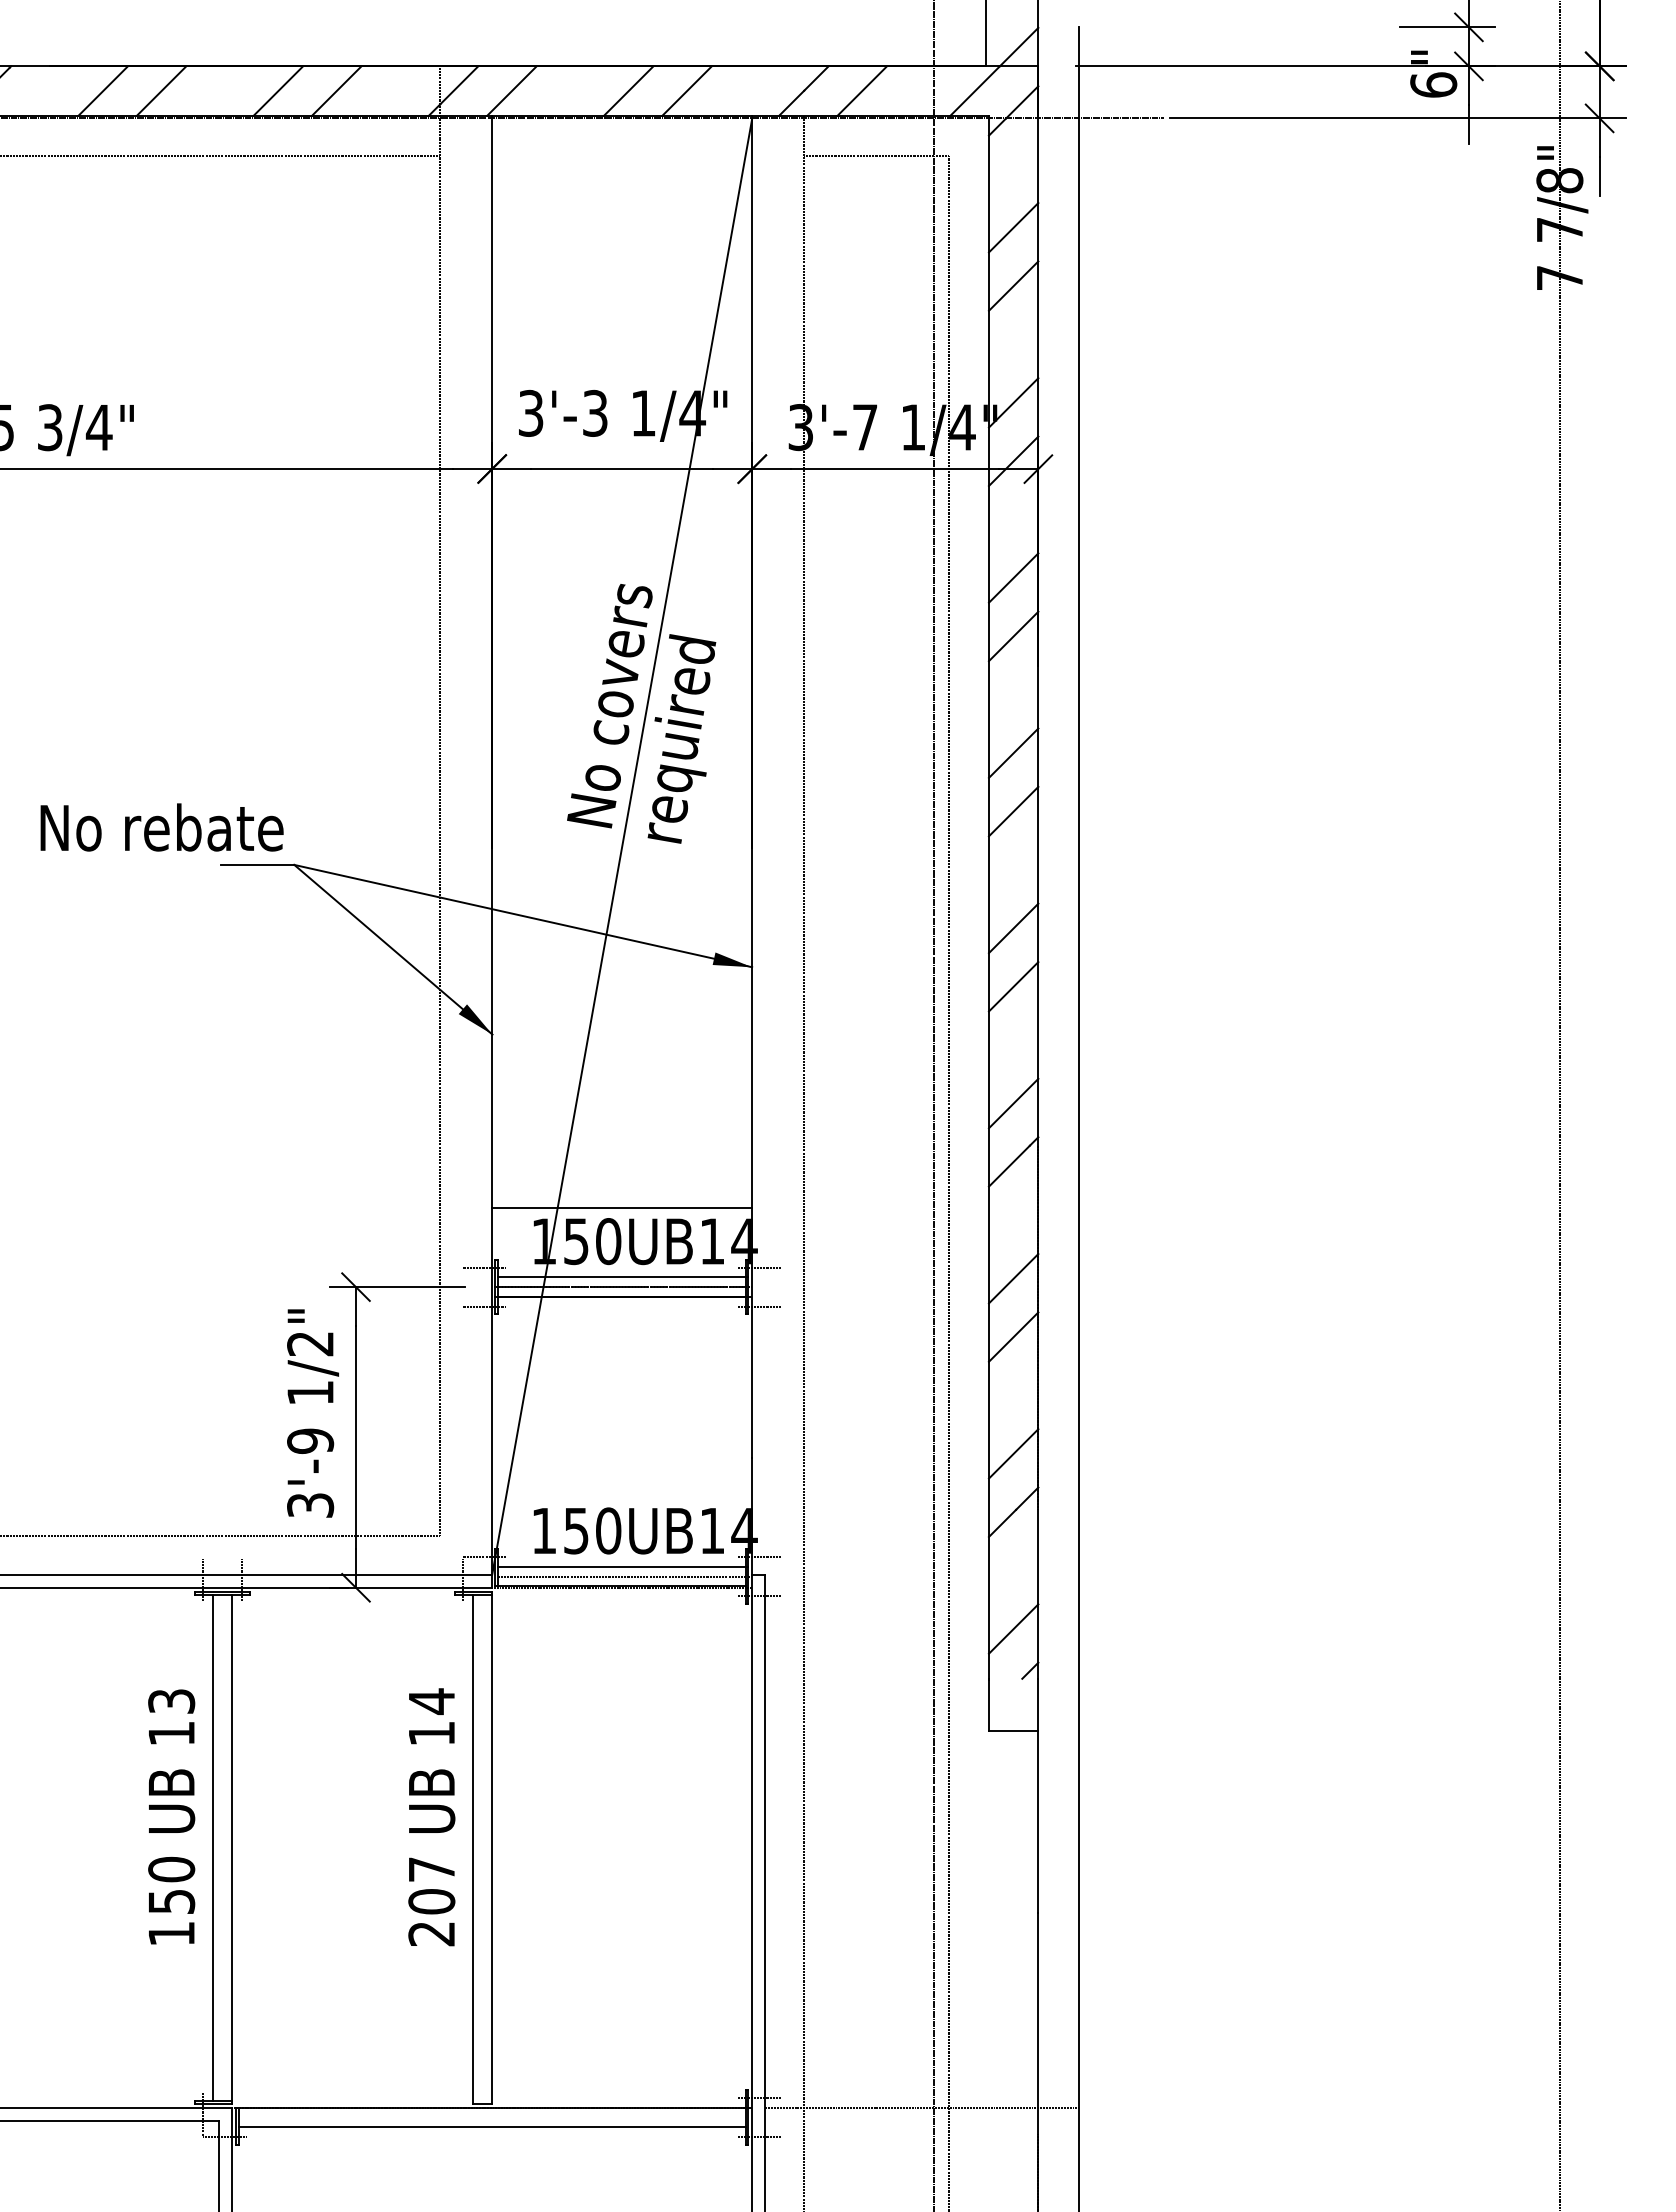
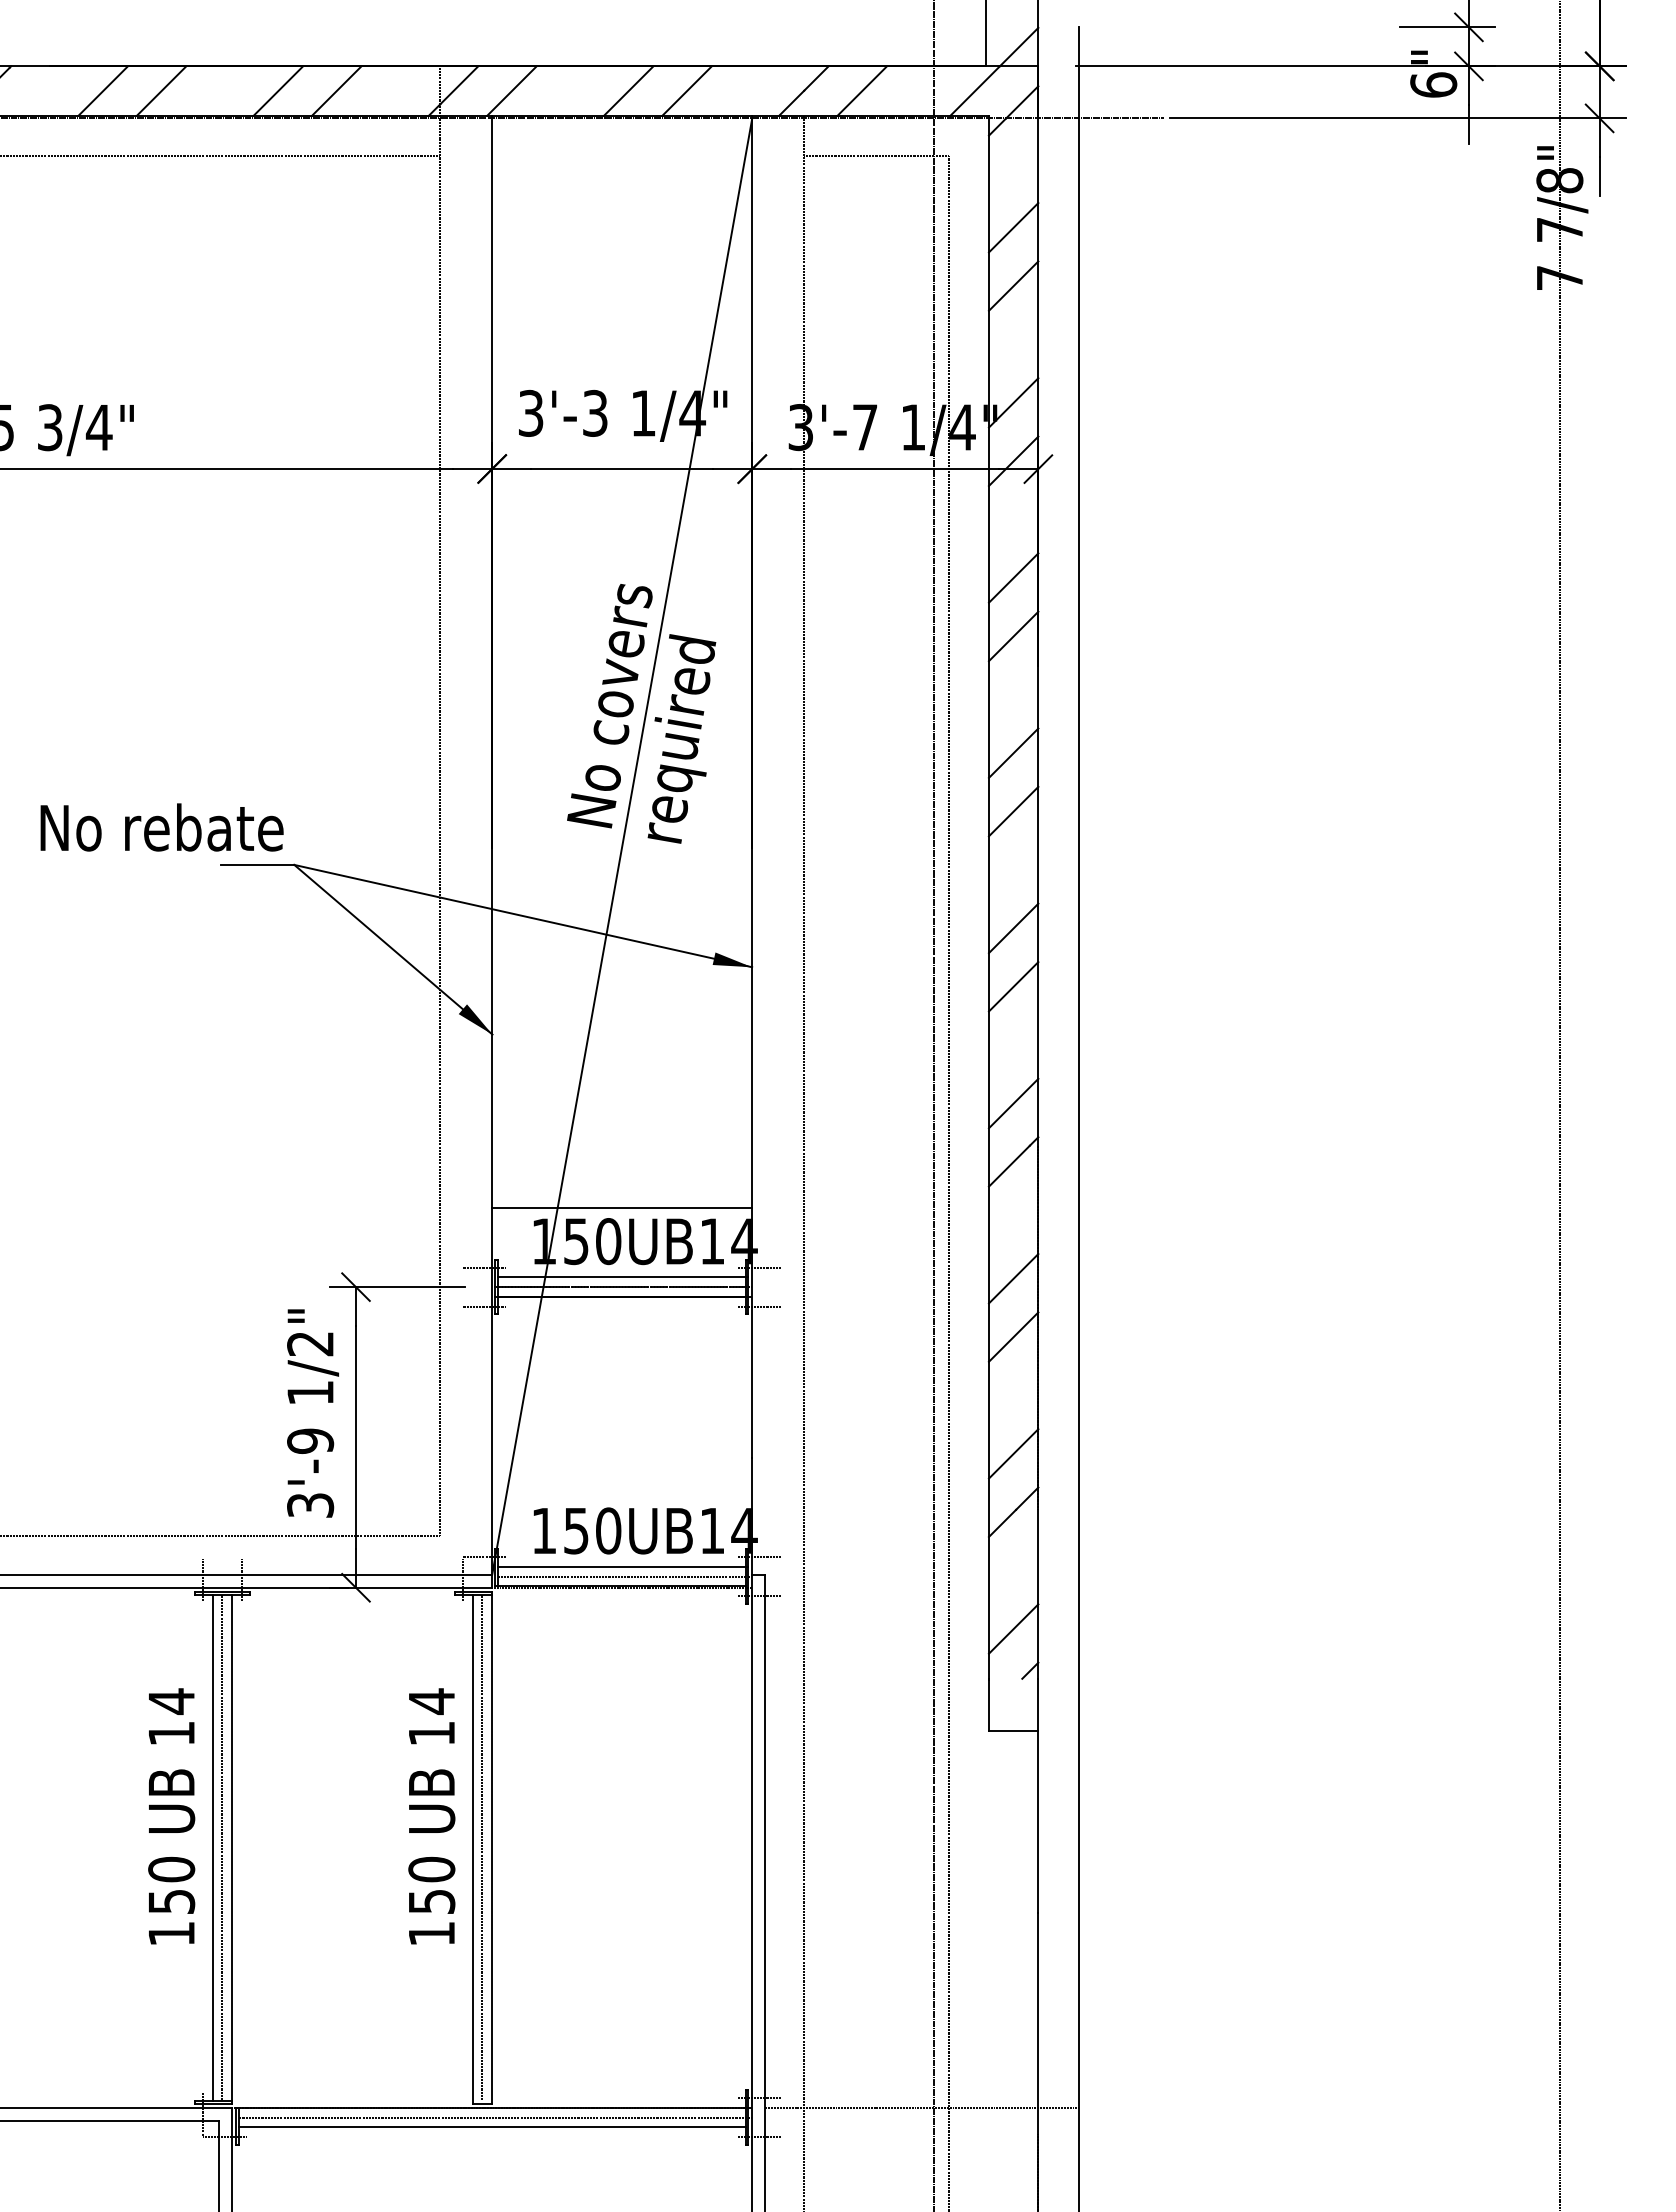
text: 13 -> 14 (171, 1701)
line: none -> present (222, 1847)
line: none -> present (482, 1847)
text: 207 -> 150 (431, 1901)
line: none -> present (495, 2117)
